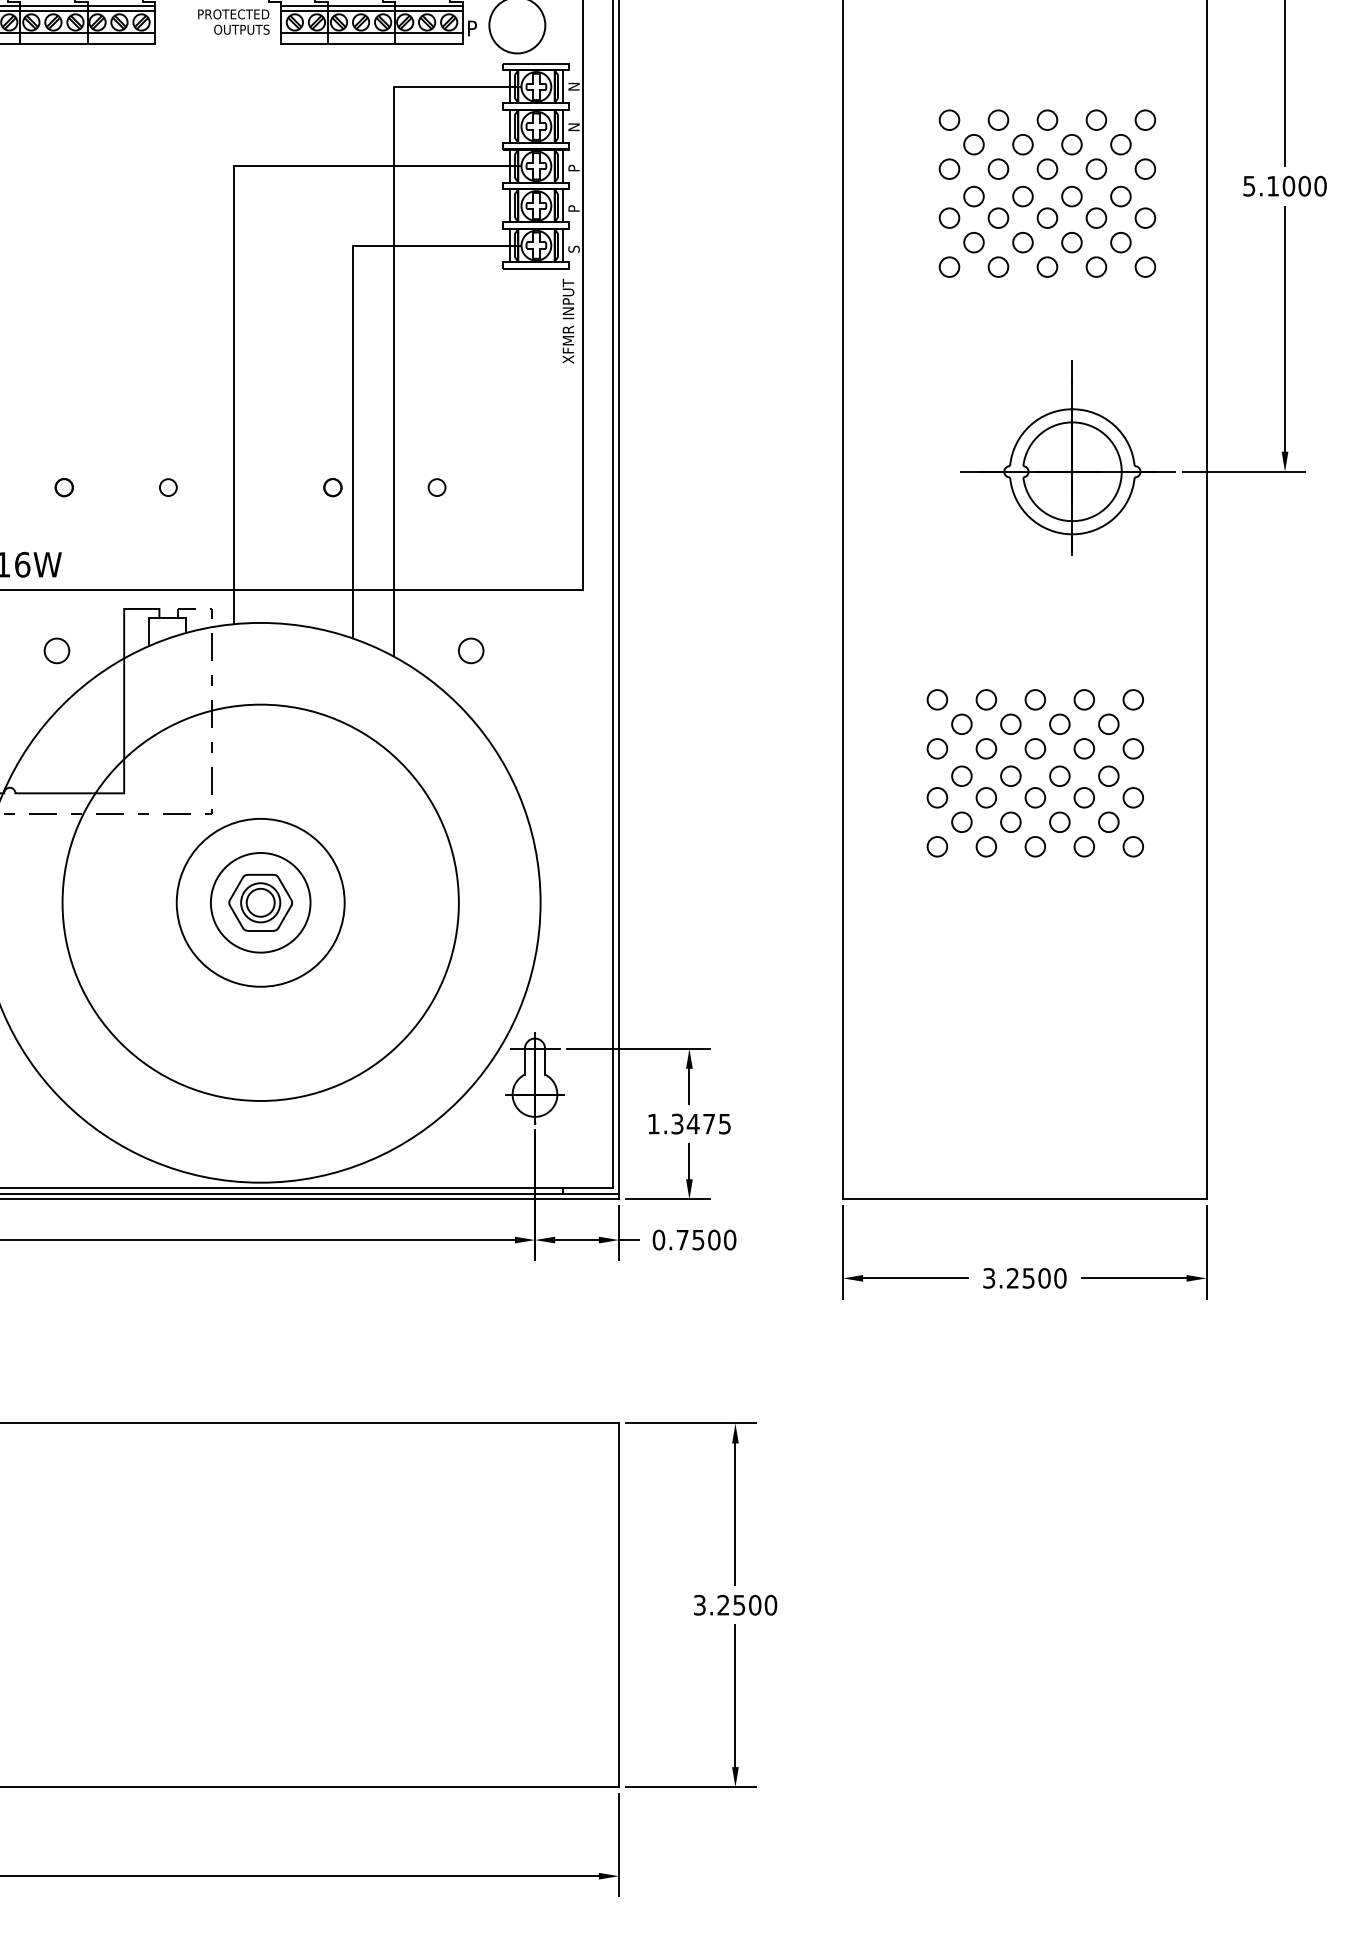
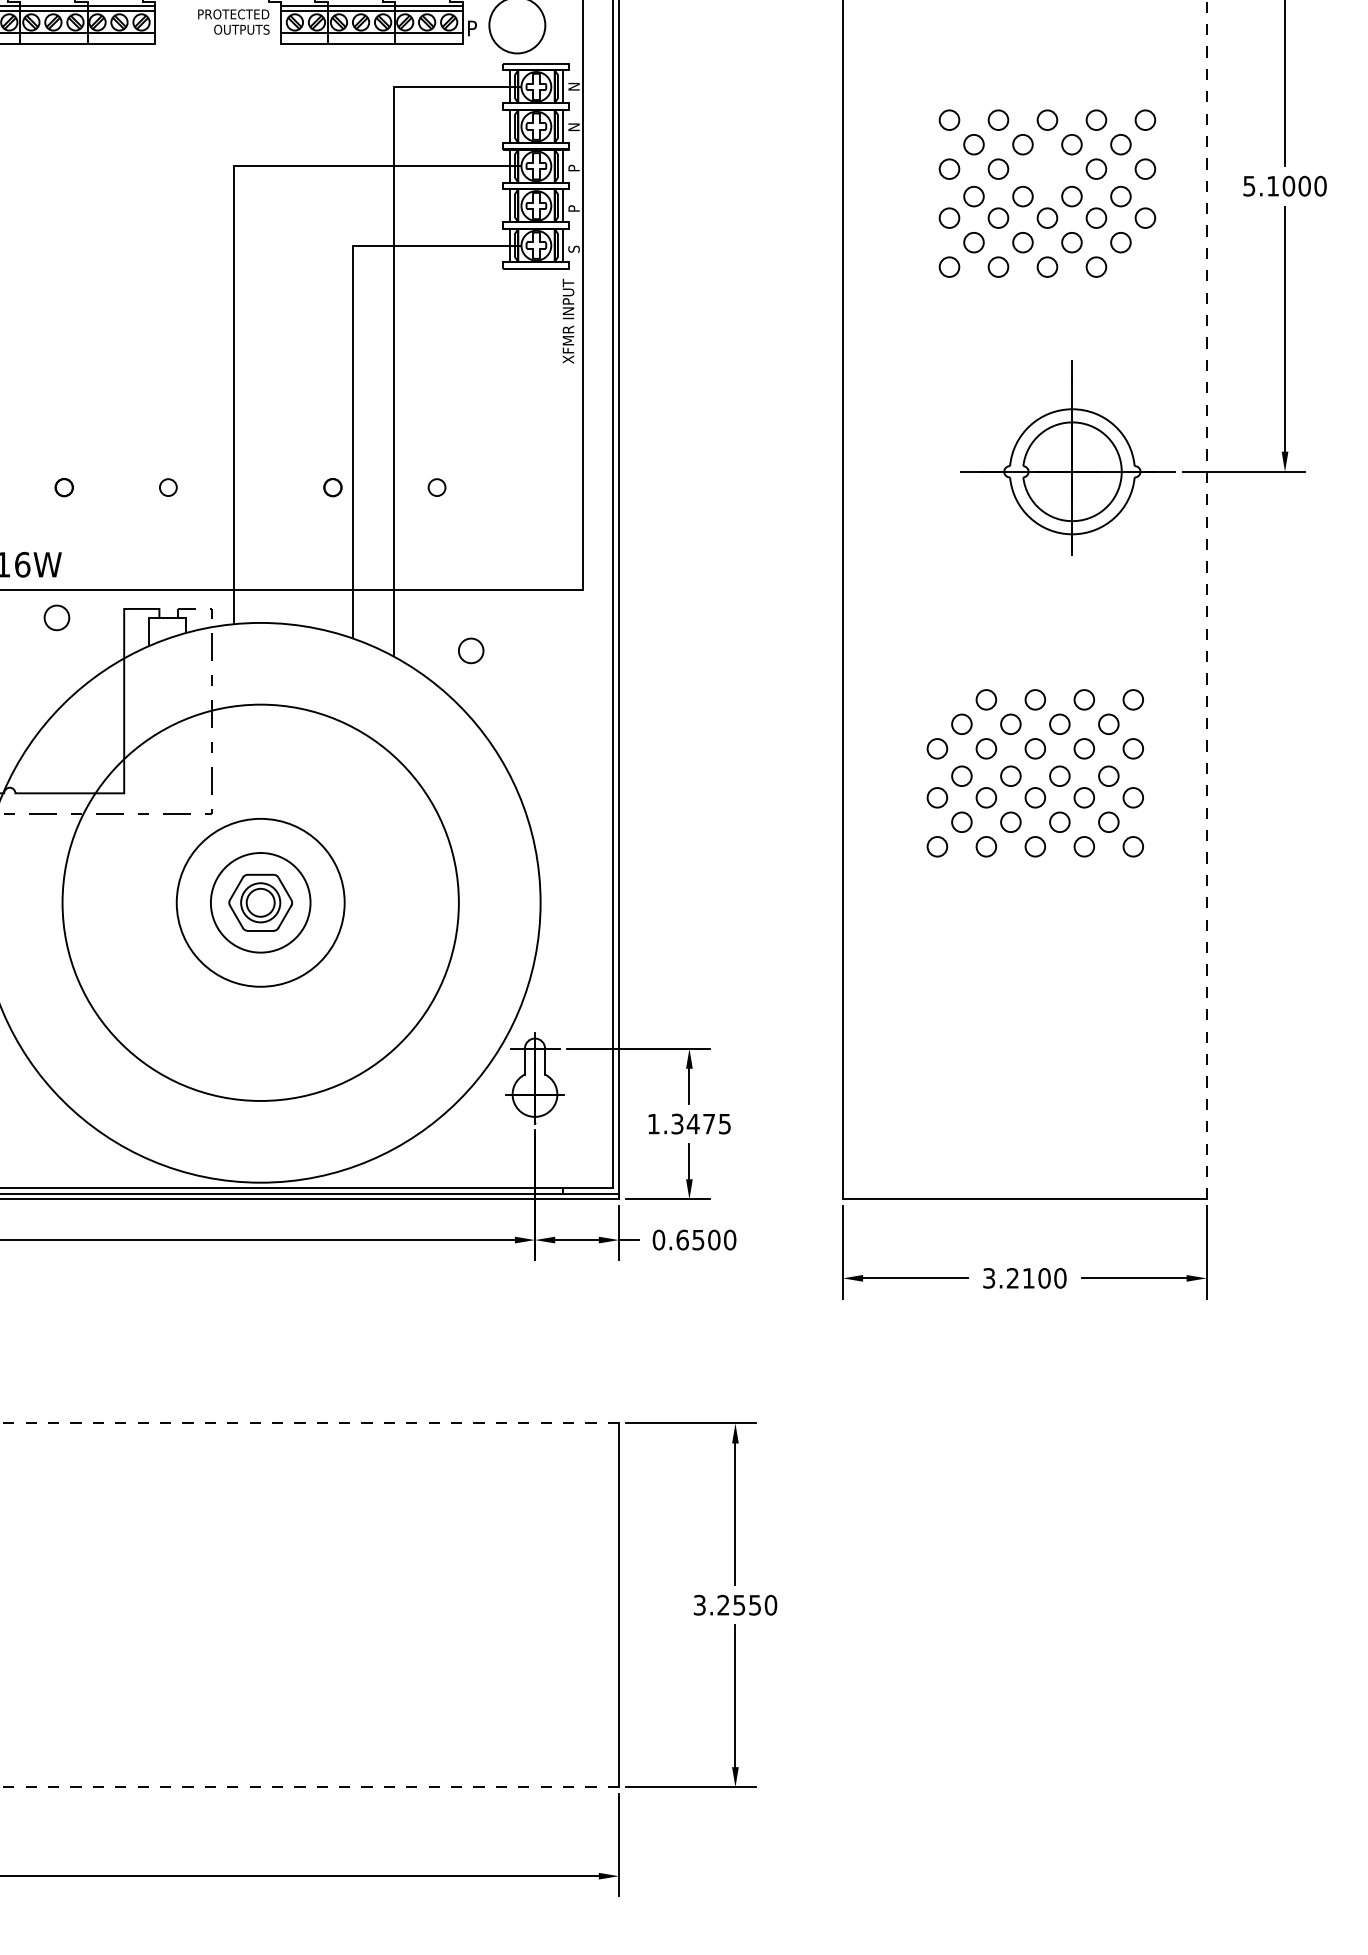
circle: present -> none (1047, 168)
circle: present -> none (1145, 266)
line: solid -> dashed (1206, 599)
circle position: (56, 650) -> (56, 617) (56, 617)
circle: present -> none (937, 699)
text: 0.7500 -> 0.6500 (682, 1239)
text: 3.2500 -> 3.2100 (1028, 1278)
line: solid -> dashed (310, 1423)
text: 3.2500 -> 3.2550 (755, 1604)
line: solid -> dashed (310, 1787)
